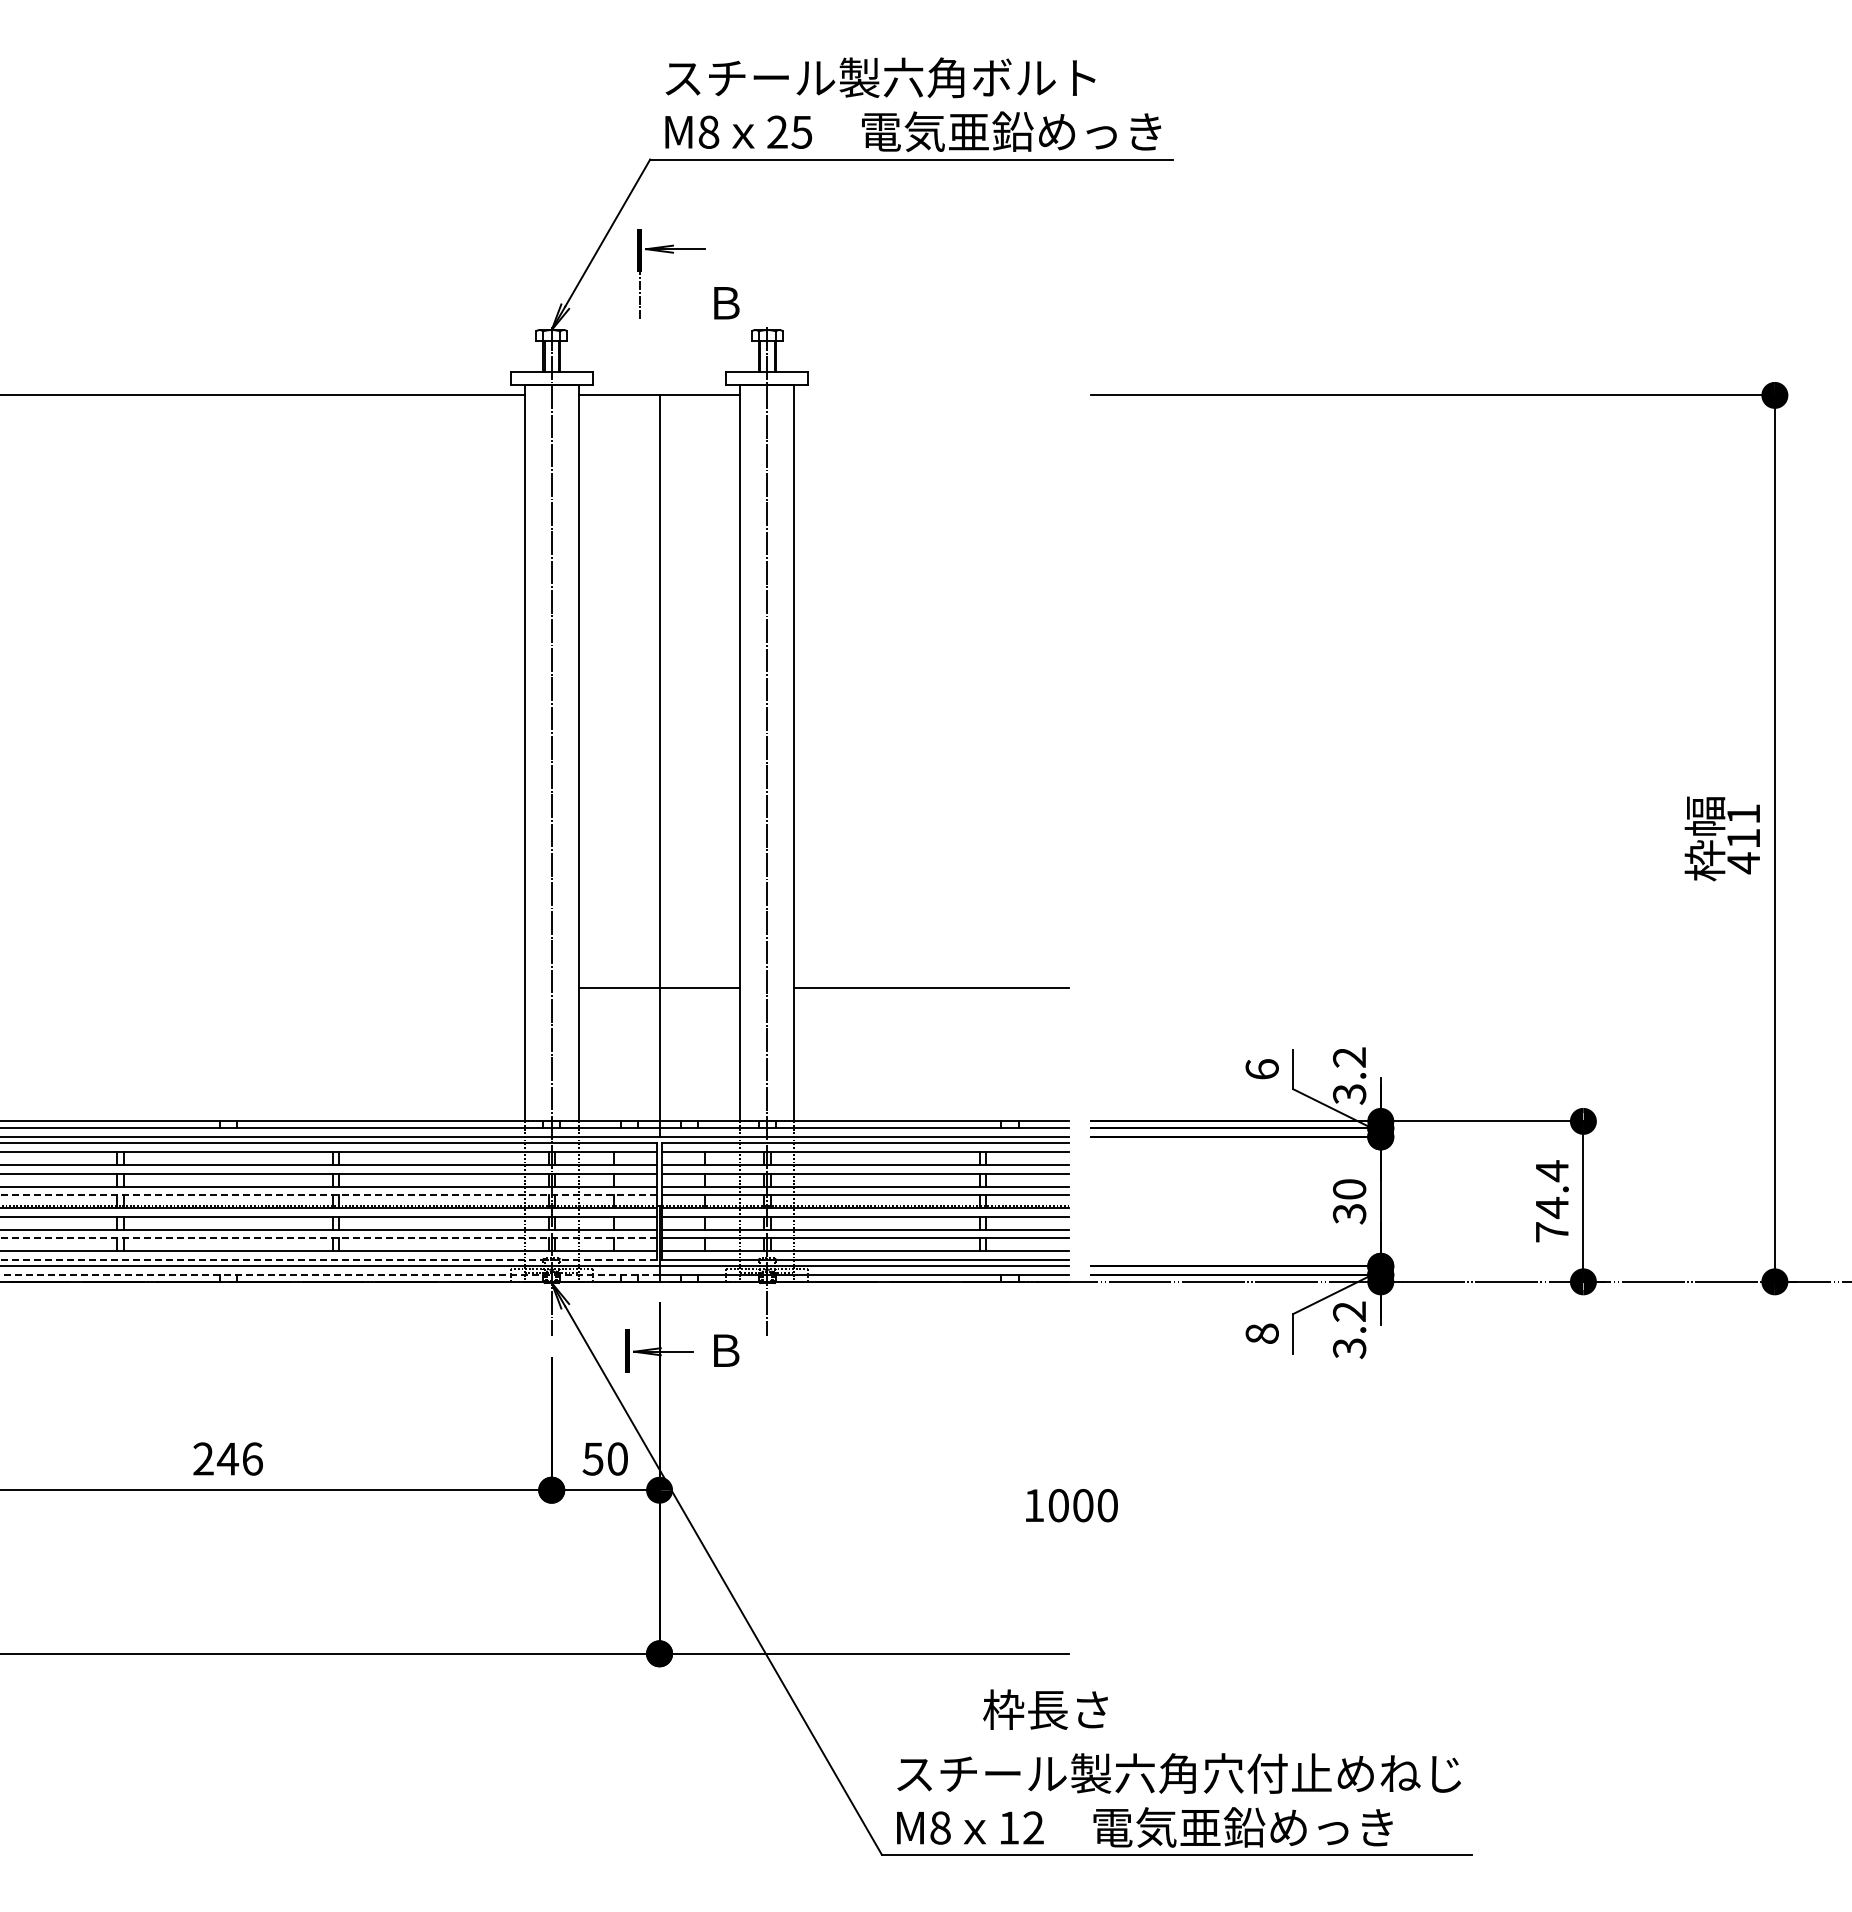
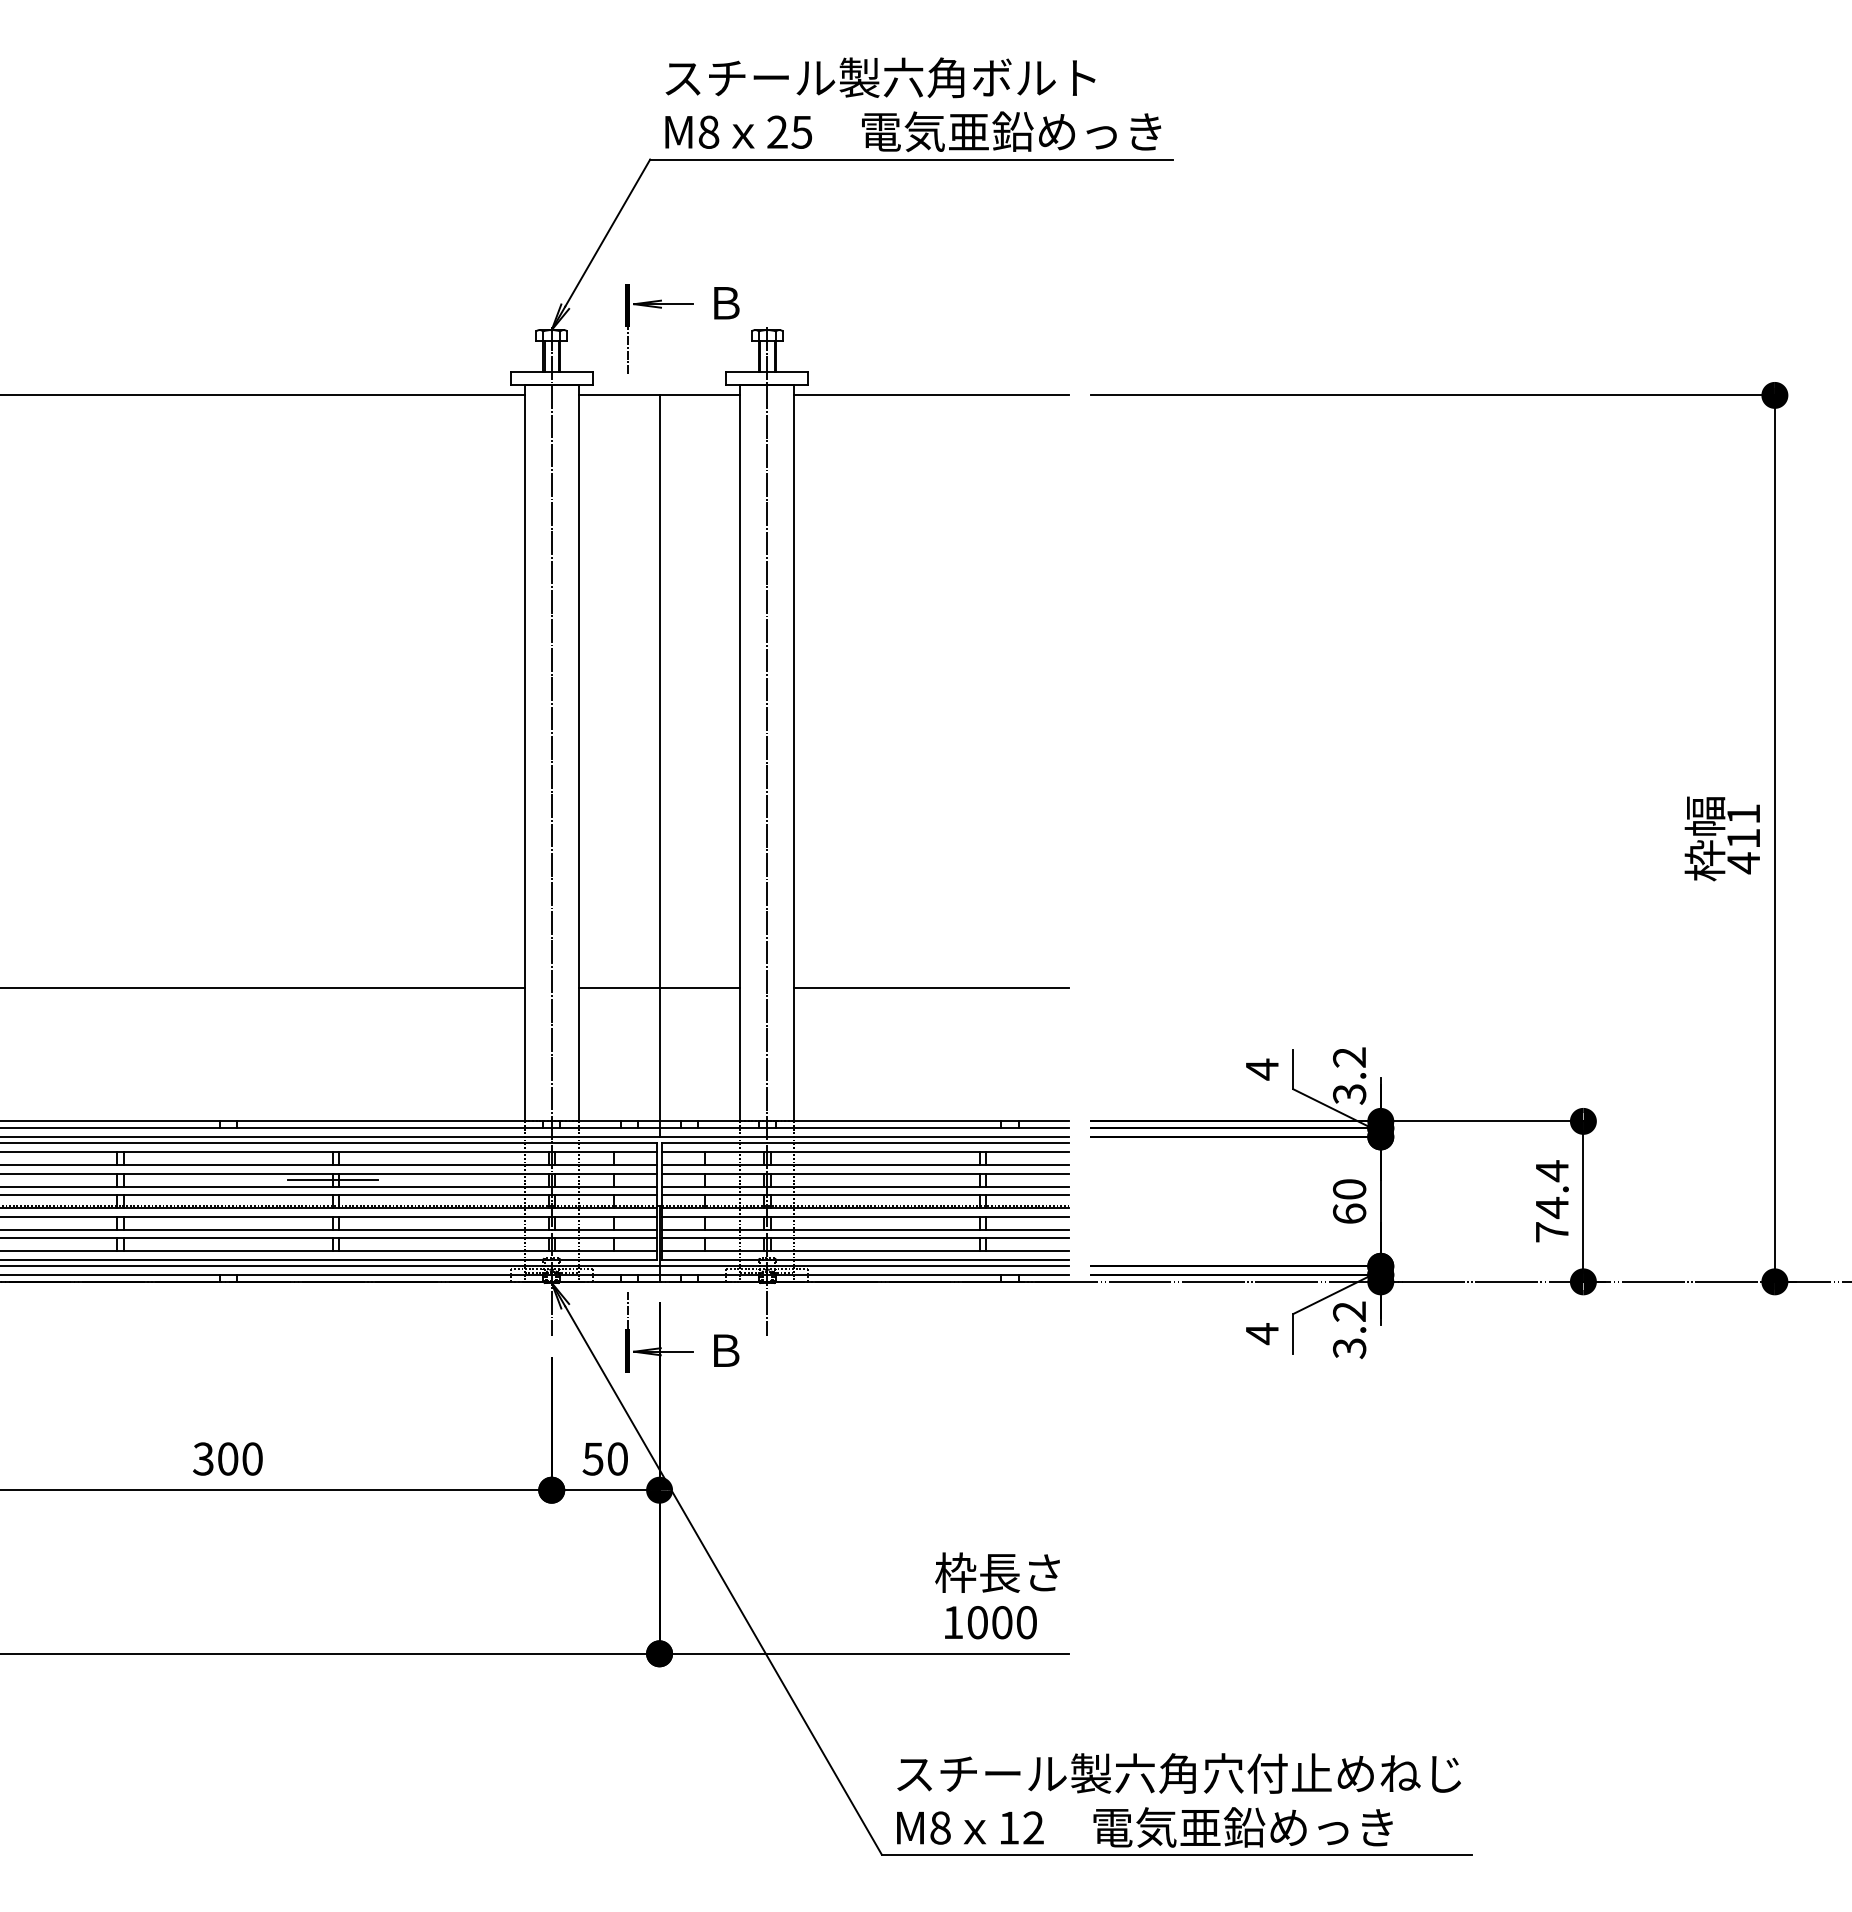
part position: (671, 253) -> (659, 308) (659, 308)
line: none -> present (931, 395)
line: none -> present (263, 988)
text: 6 -> 4 (1261, 1069)
line: none -> present (332, 1180)
line: dashed -> solid (328, 1195)
text: 30 -> 60 (1349, 1213)
line: dashed -> solid (328, 1238)
line: dashed -> solid (328, 1259)
line: dashed -> solid (329, 1274)
line: none -> present (627, 1310)
text: 8 -> 4 (1261, 1334)
text: 246 -> 300 (227, 1458)
text position: (1071, 1505) -> (990, 1622) (990, 1622)
text position: (1045, 1709) -> (997, 1572) (997, 1572)
